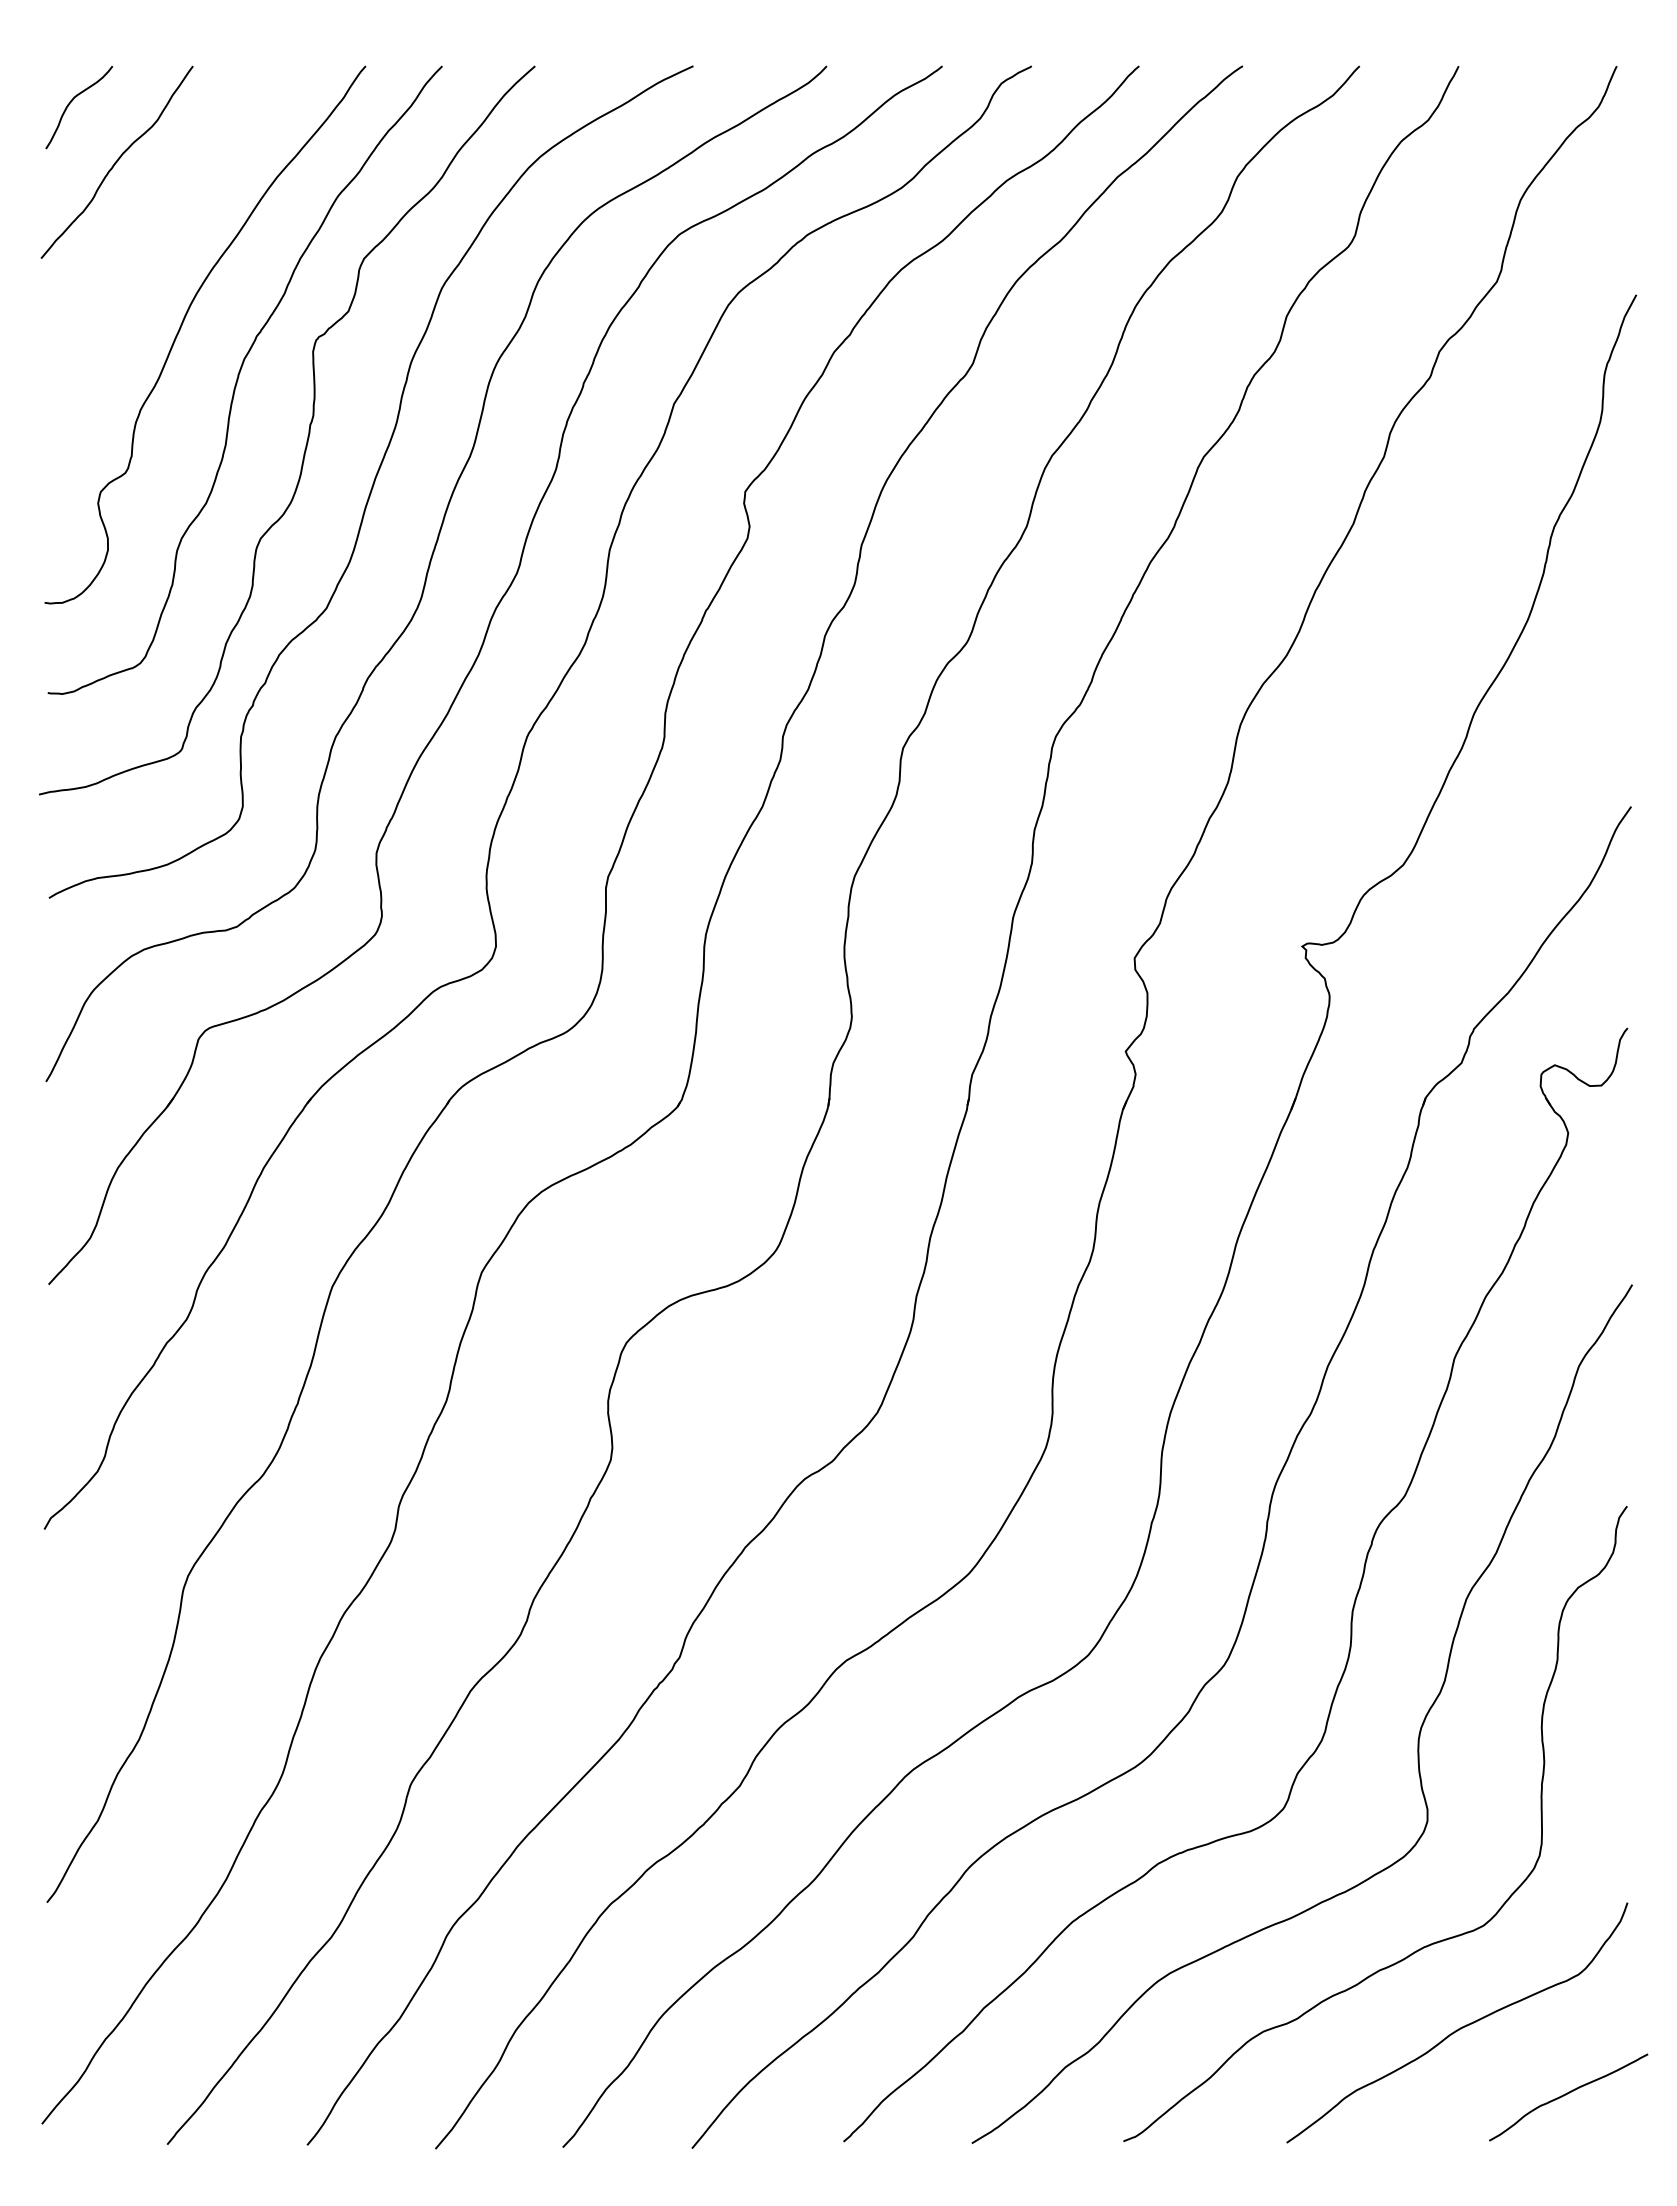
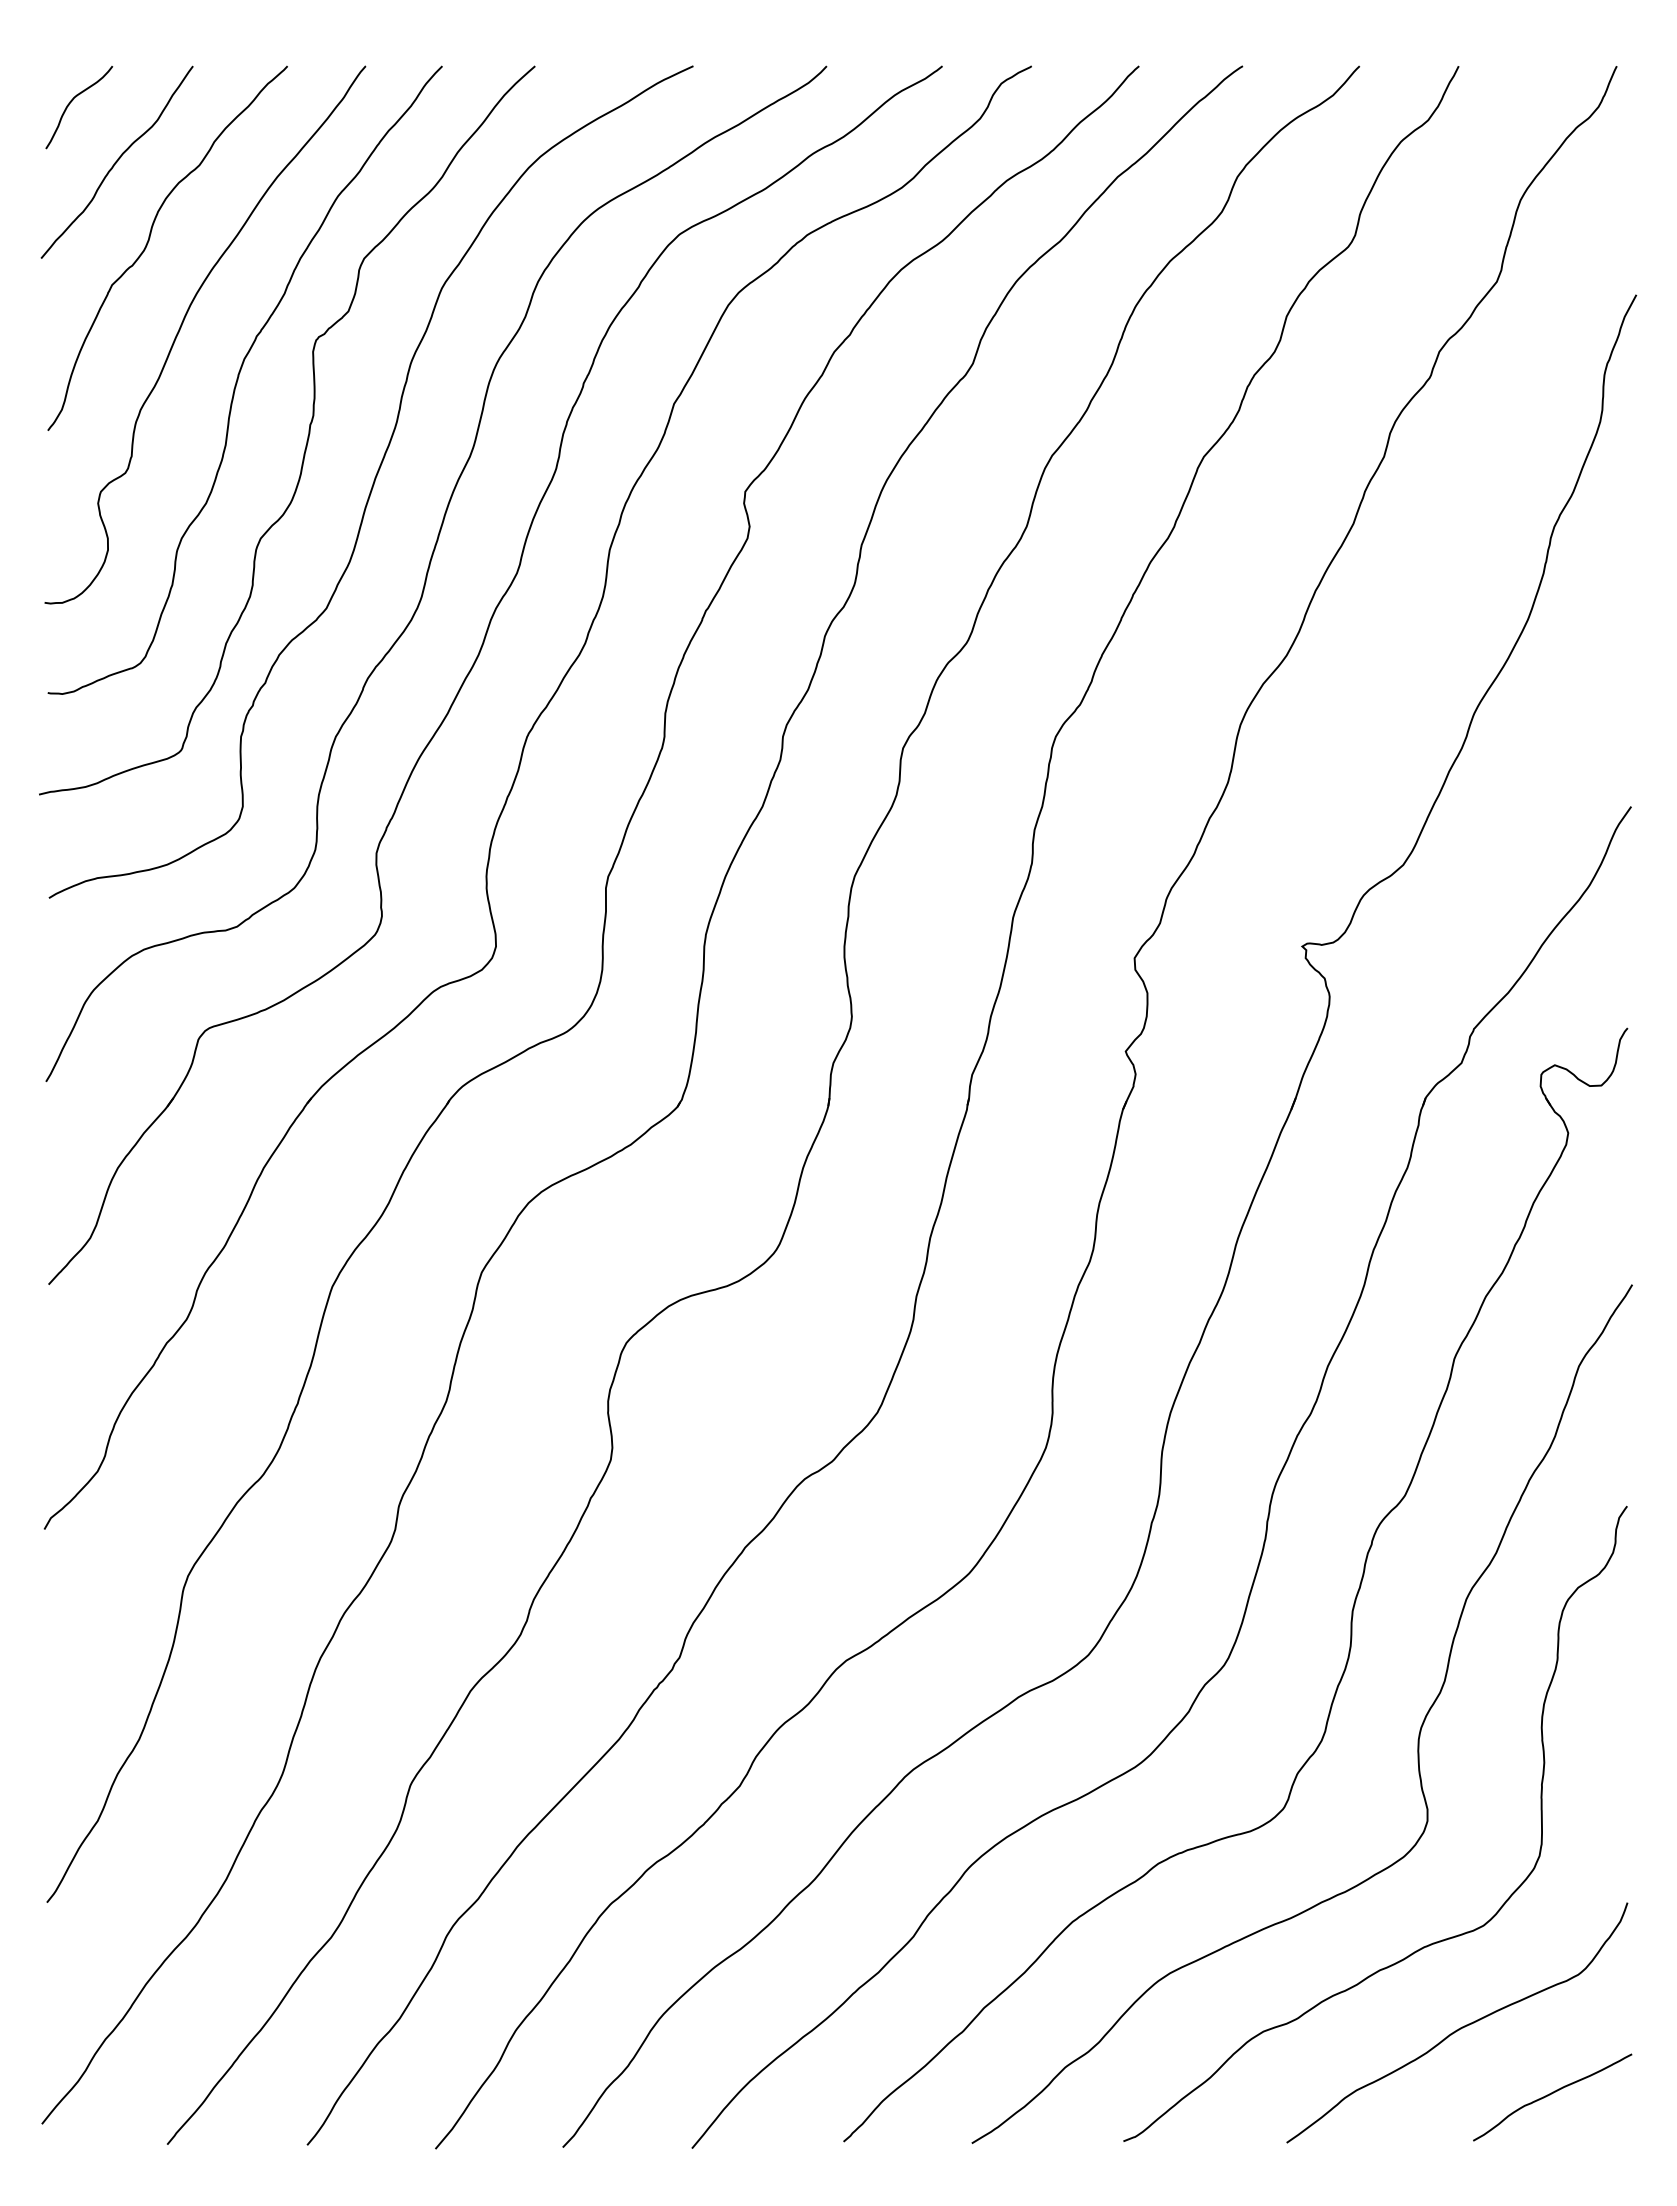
curve: none -> present (149, 241)
curve position: (1566, 2095) -> (1550, 2095) (1550, 2095)
